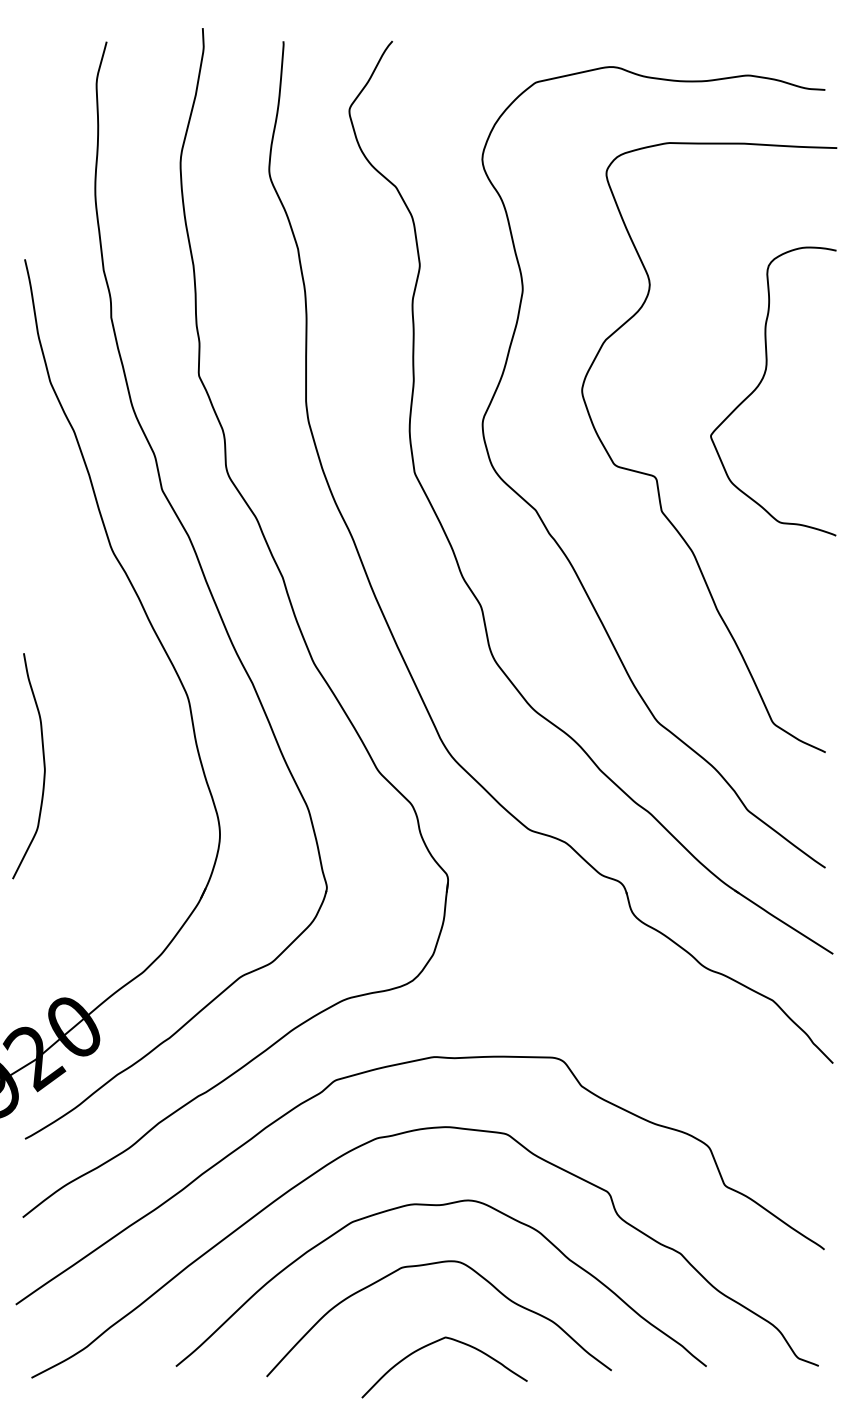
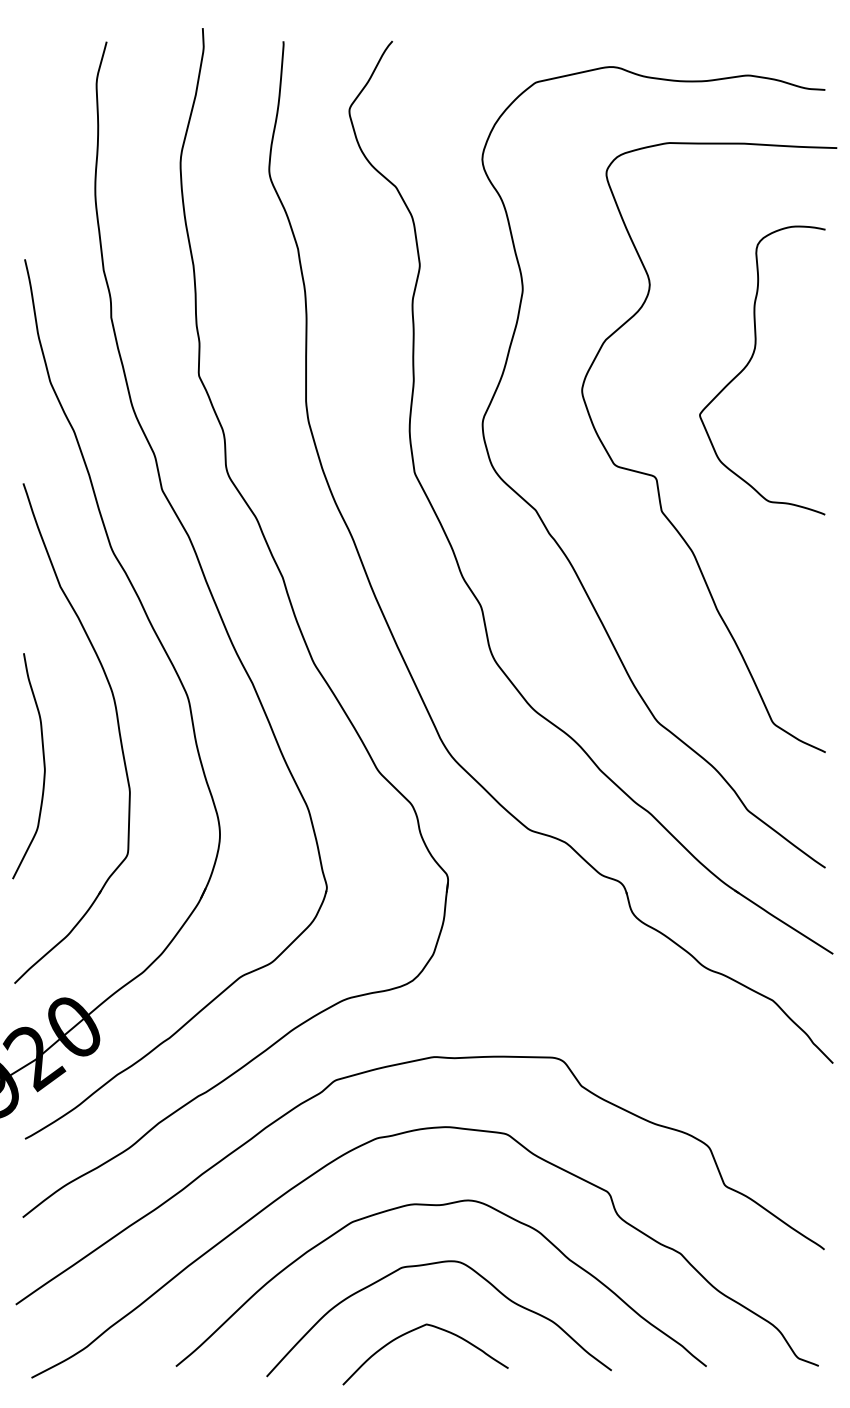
curve position: (760, 384) -> (749, 363) (749, 363)
part: none -> present (117, 726)
curve position: (432, 1344) -> (413, 1331) (413, 1331)
